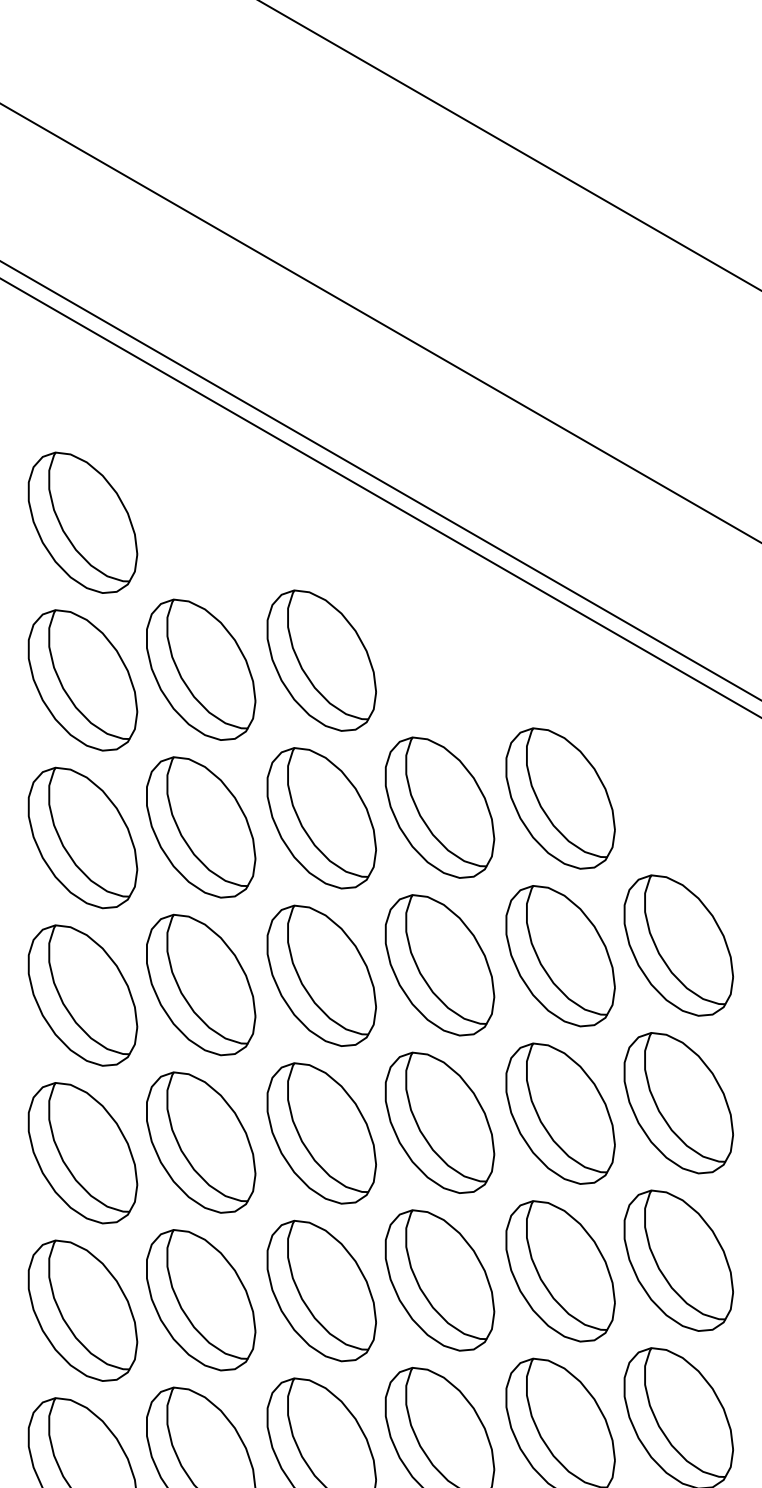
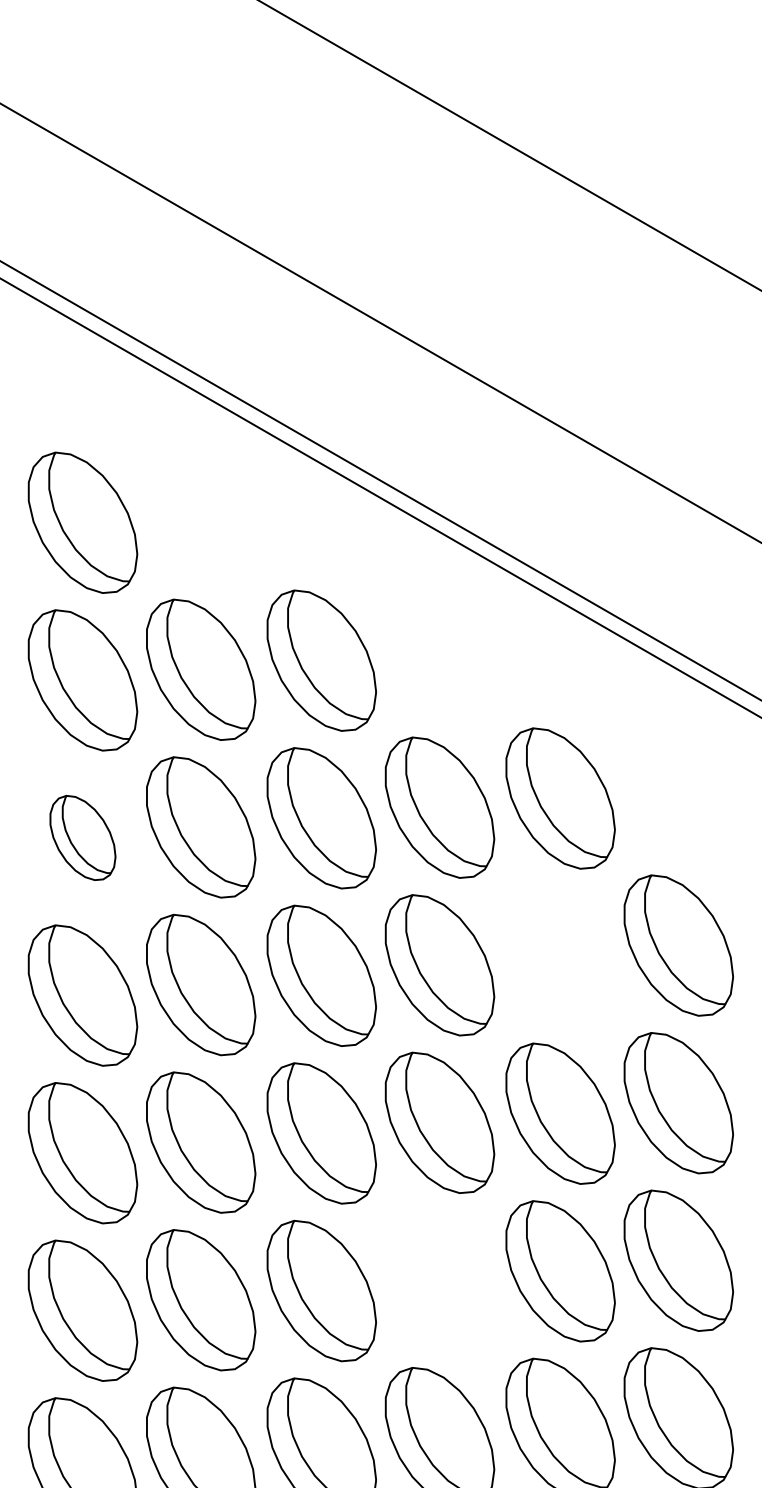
part size: 112x144 px -> 68x86 px (82, 837)
part: present -> none (560, 956)
part: present -> none (439, 1280)
